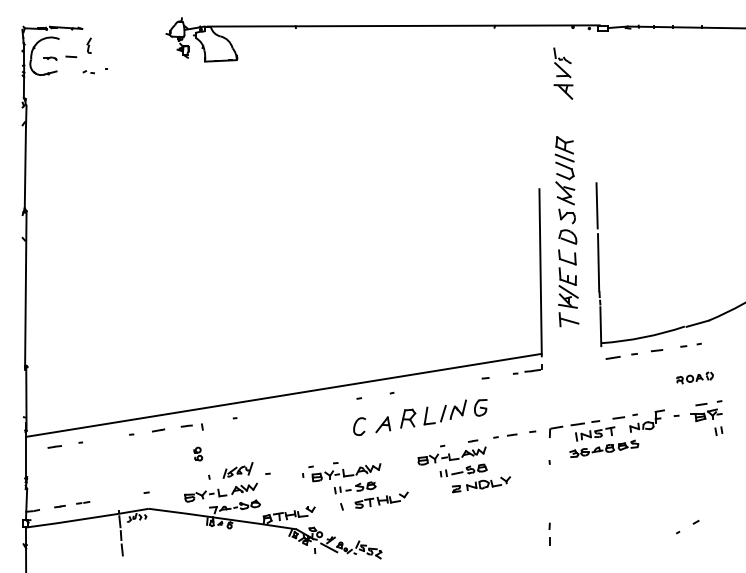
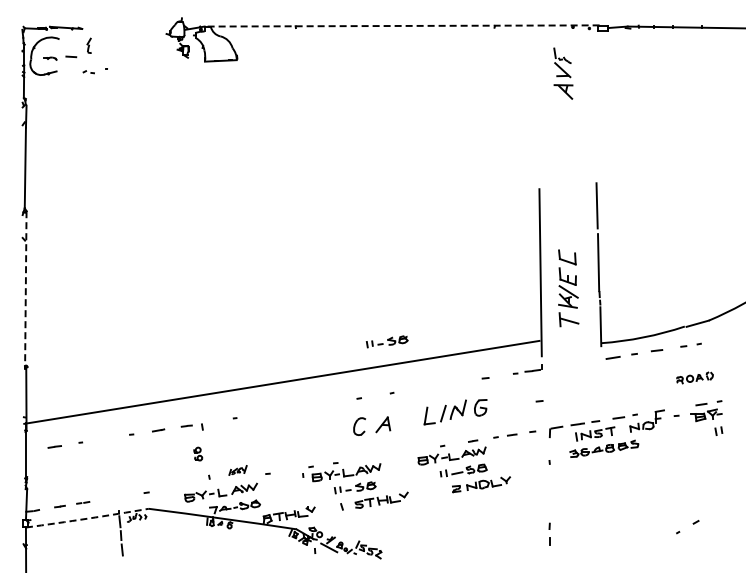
line: solid -> dashed (404, 25)
part: present -> none (565, 190)
line: solid -> dashed (25, 291)
part: none -> present (386, 341)
line position: (283, 394) -> (281, 381) (281, 381)
line: none -> present (539, 401)
part: present -> none (408, 418)
part size: 32x17 px -> 20x11 px (237, 470)
arc: solid -> dashed (87, 518)
